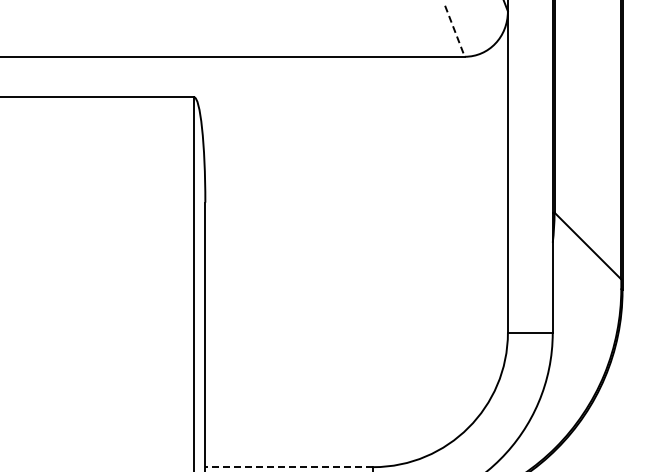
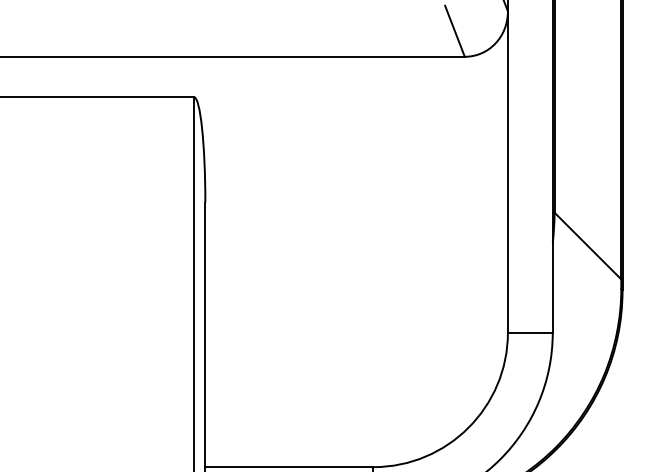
line: dashed -> solid (455, 31)
line: dashed -> solid (288, 467)
